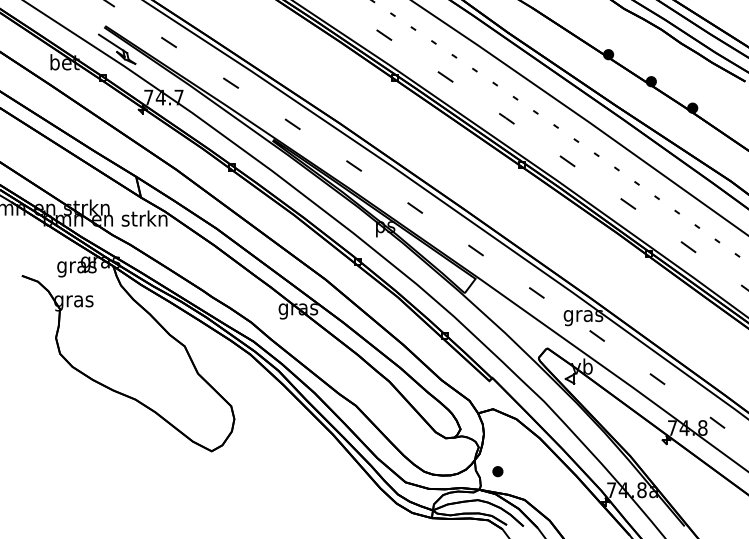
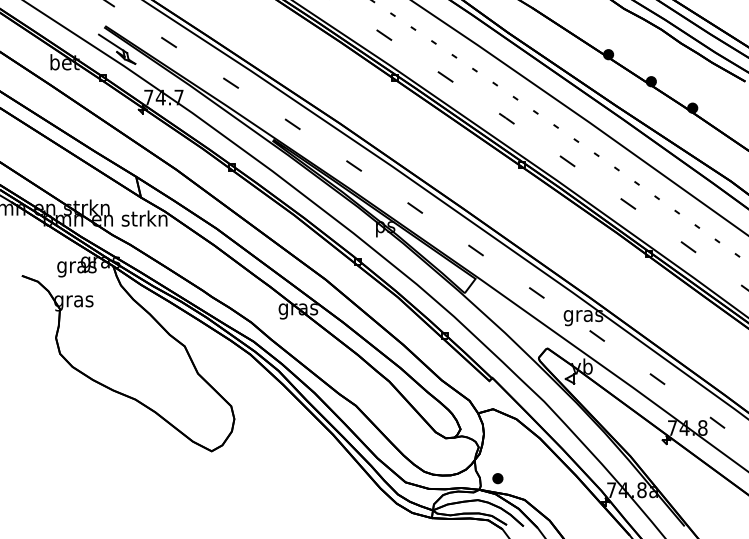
part position: (497, 471) -> (497, 478) (497, 478)
